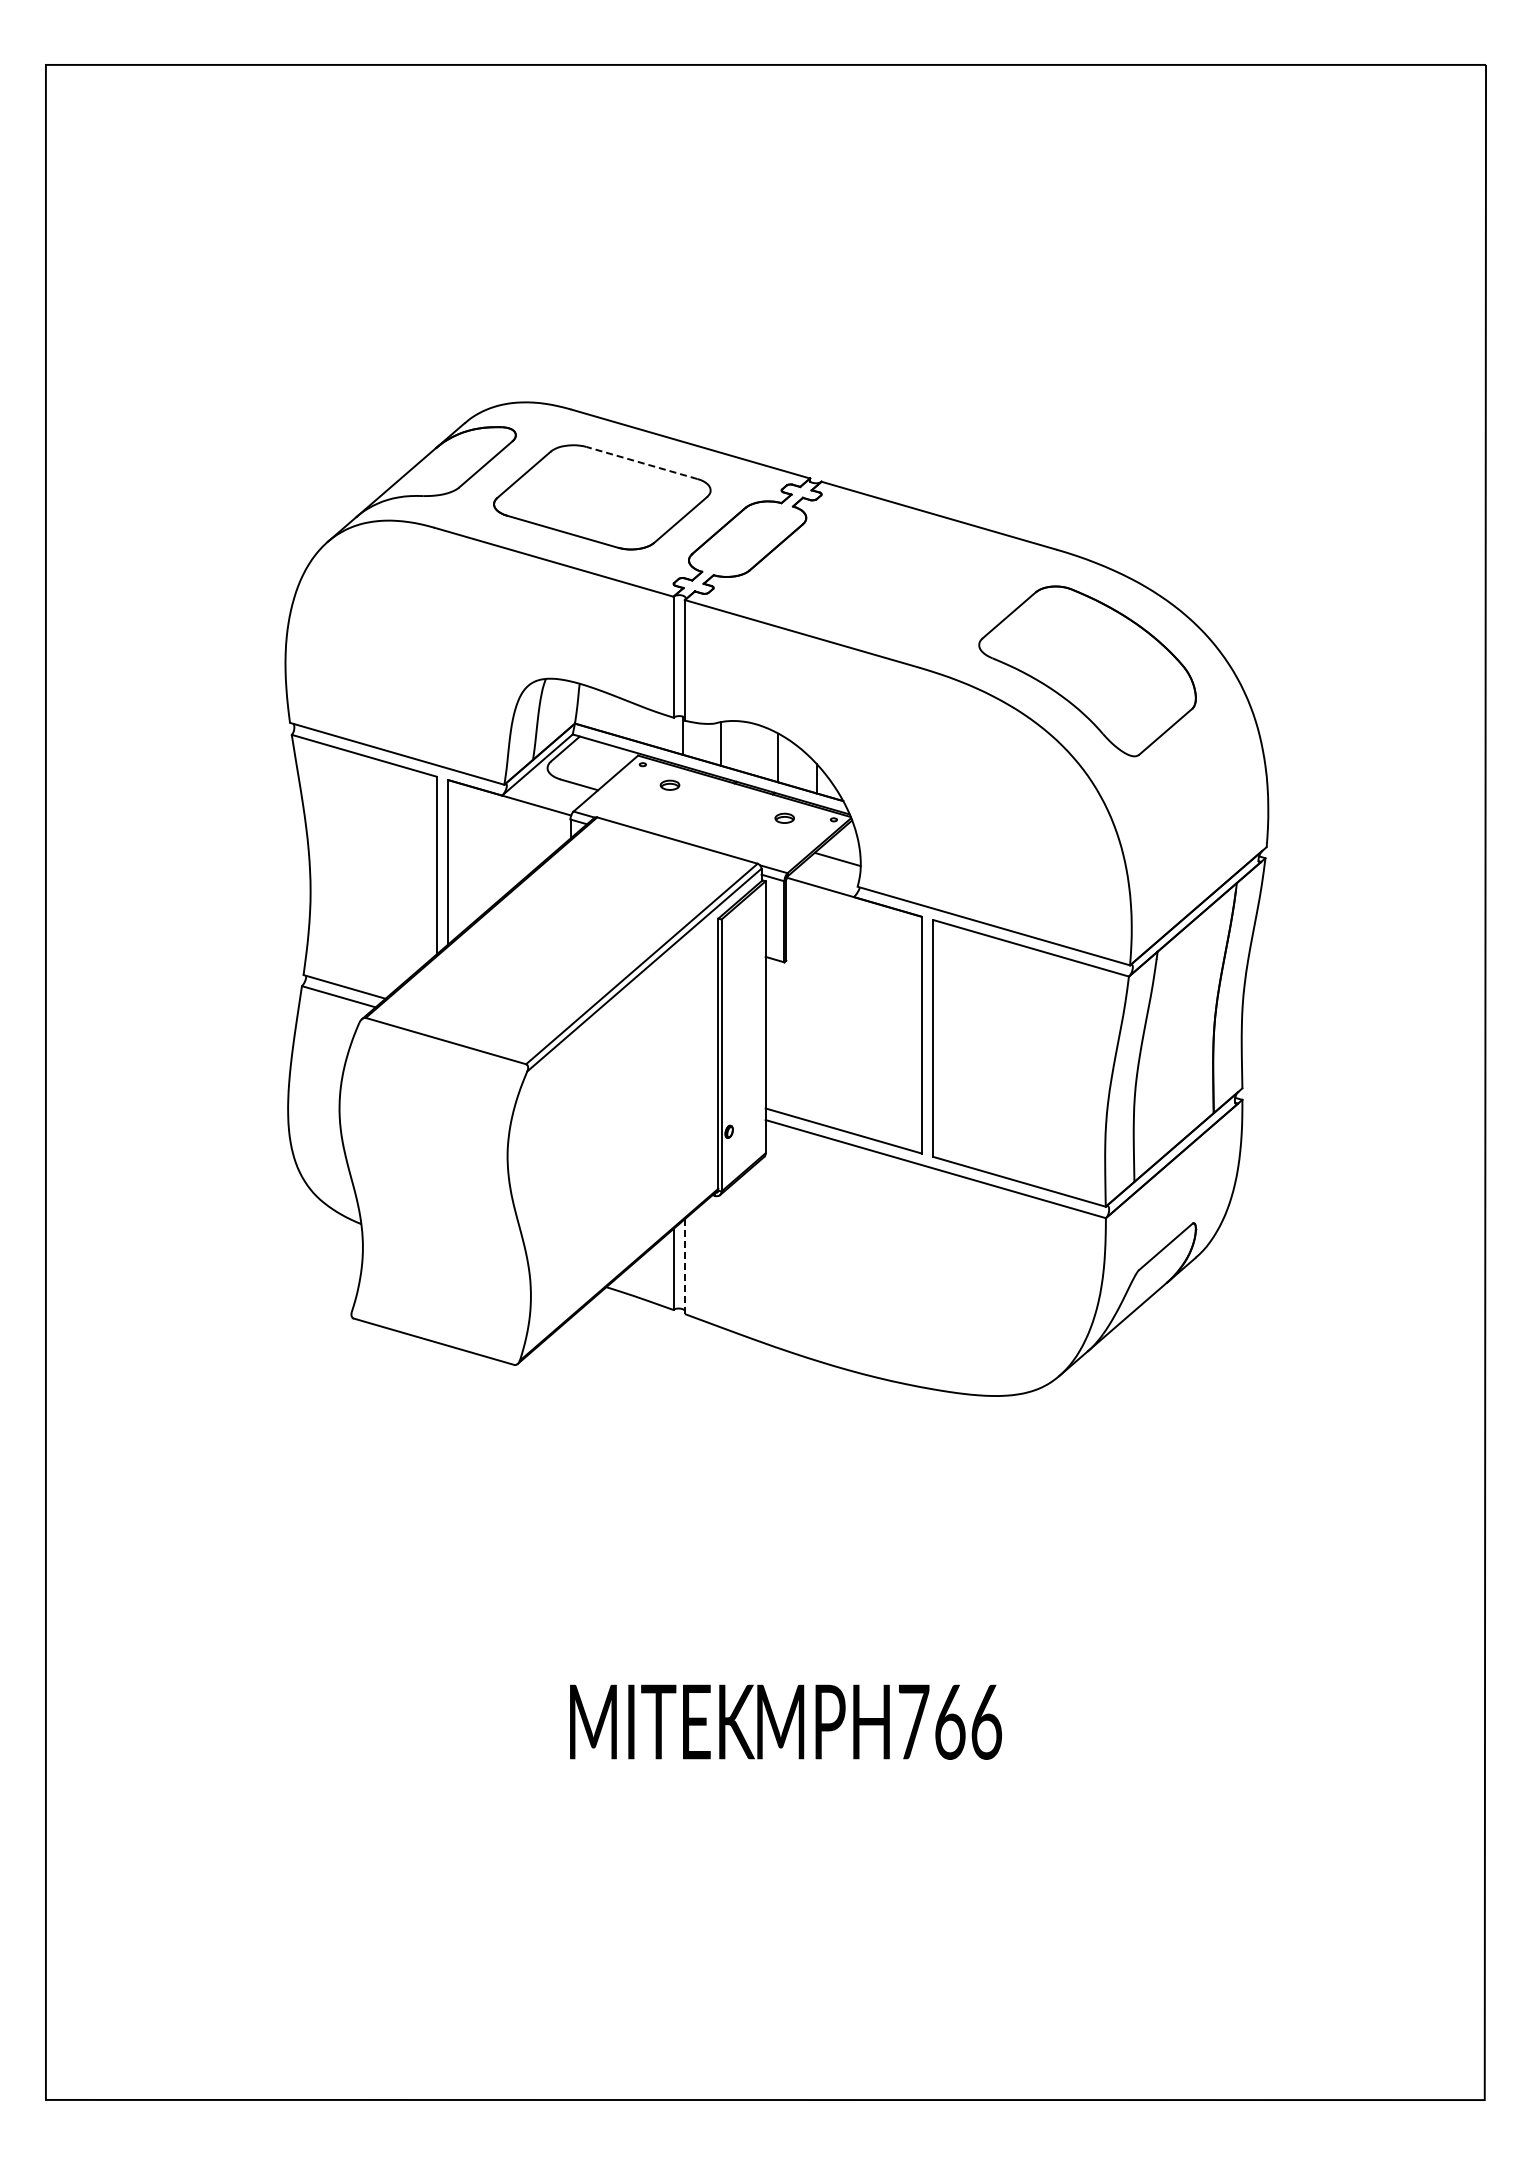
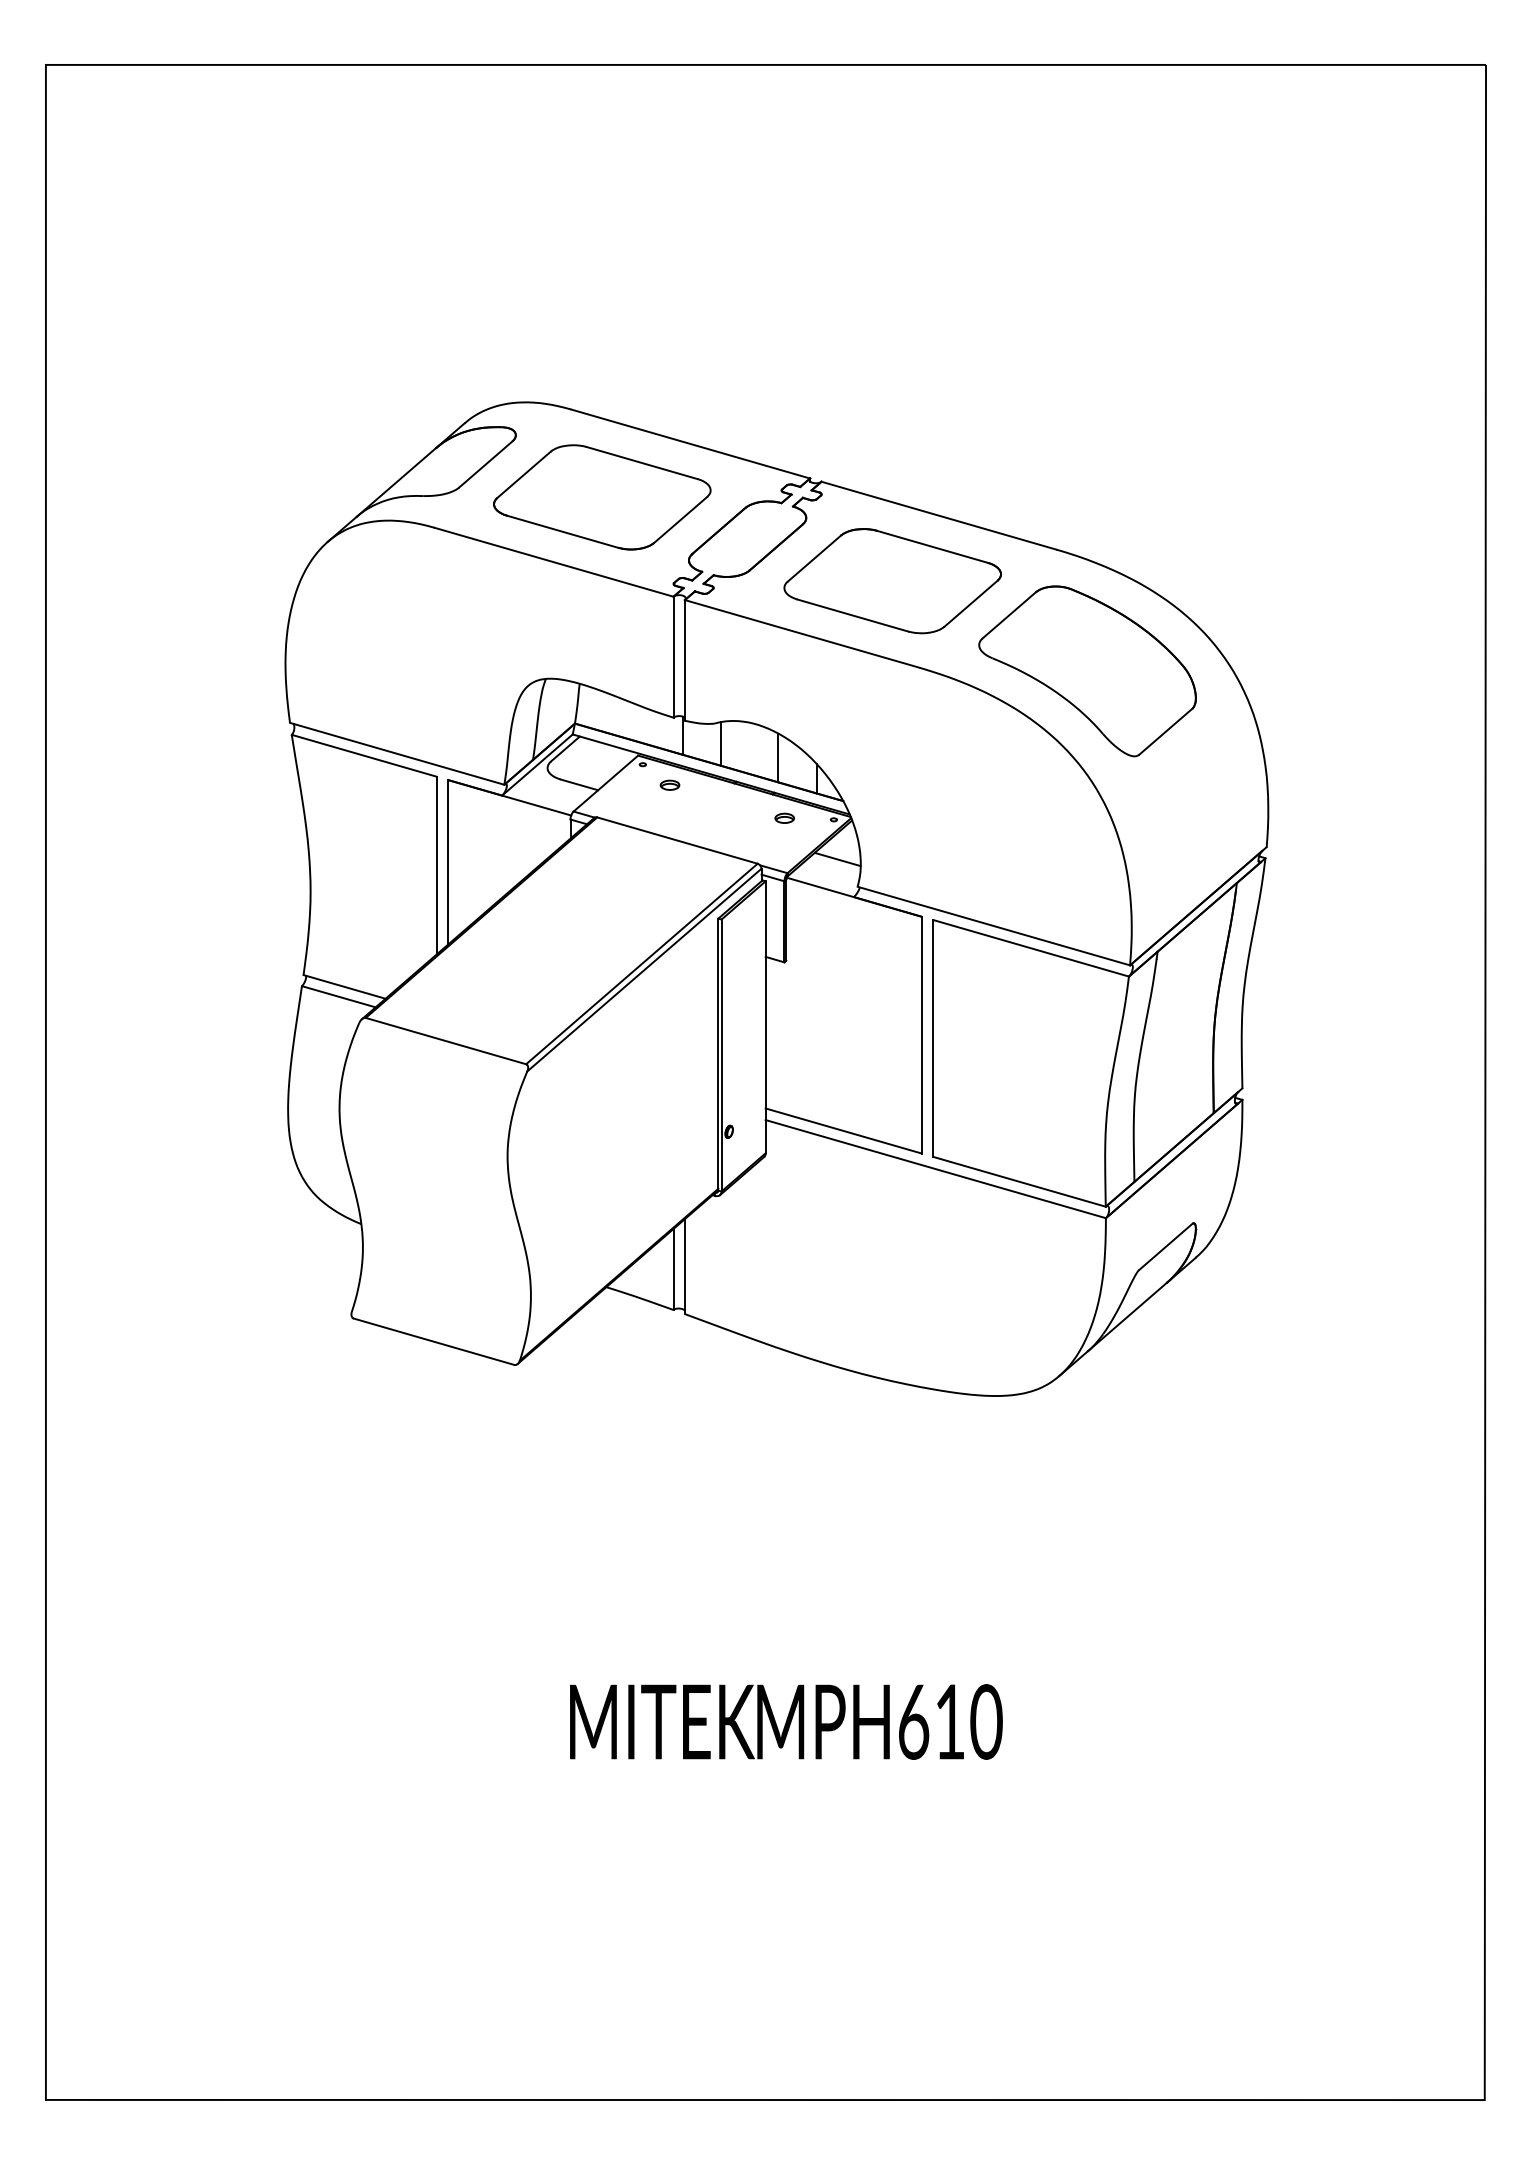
line: dashed -> solid (642, 463)
part: none -> present (892, 581)
line: dashed -> solid (684, 1266)
text: MPH766 -> MPH610 (950, 1721)
